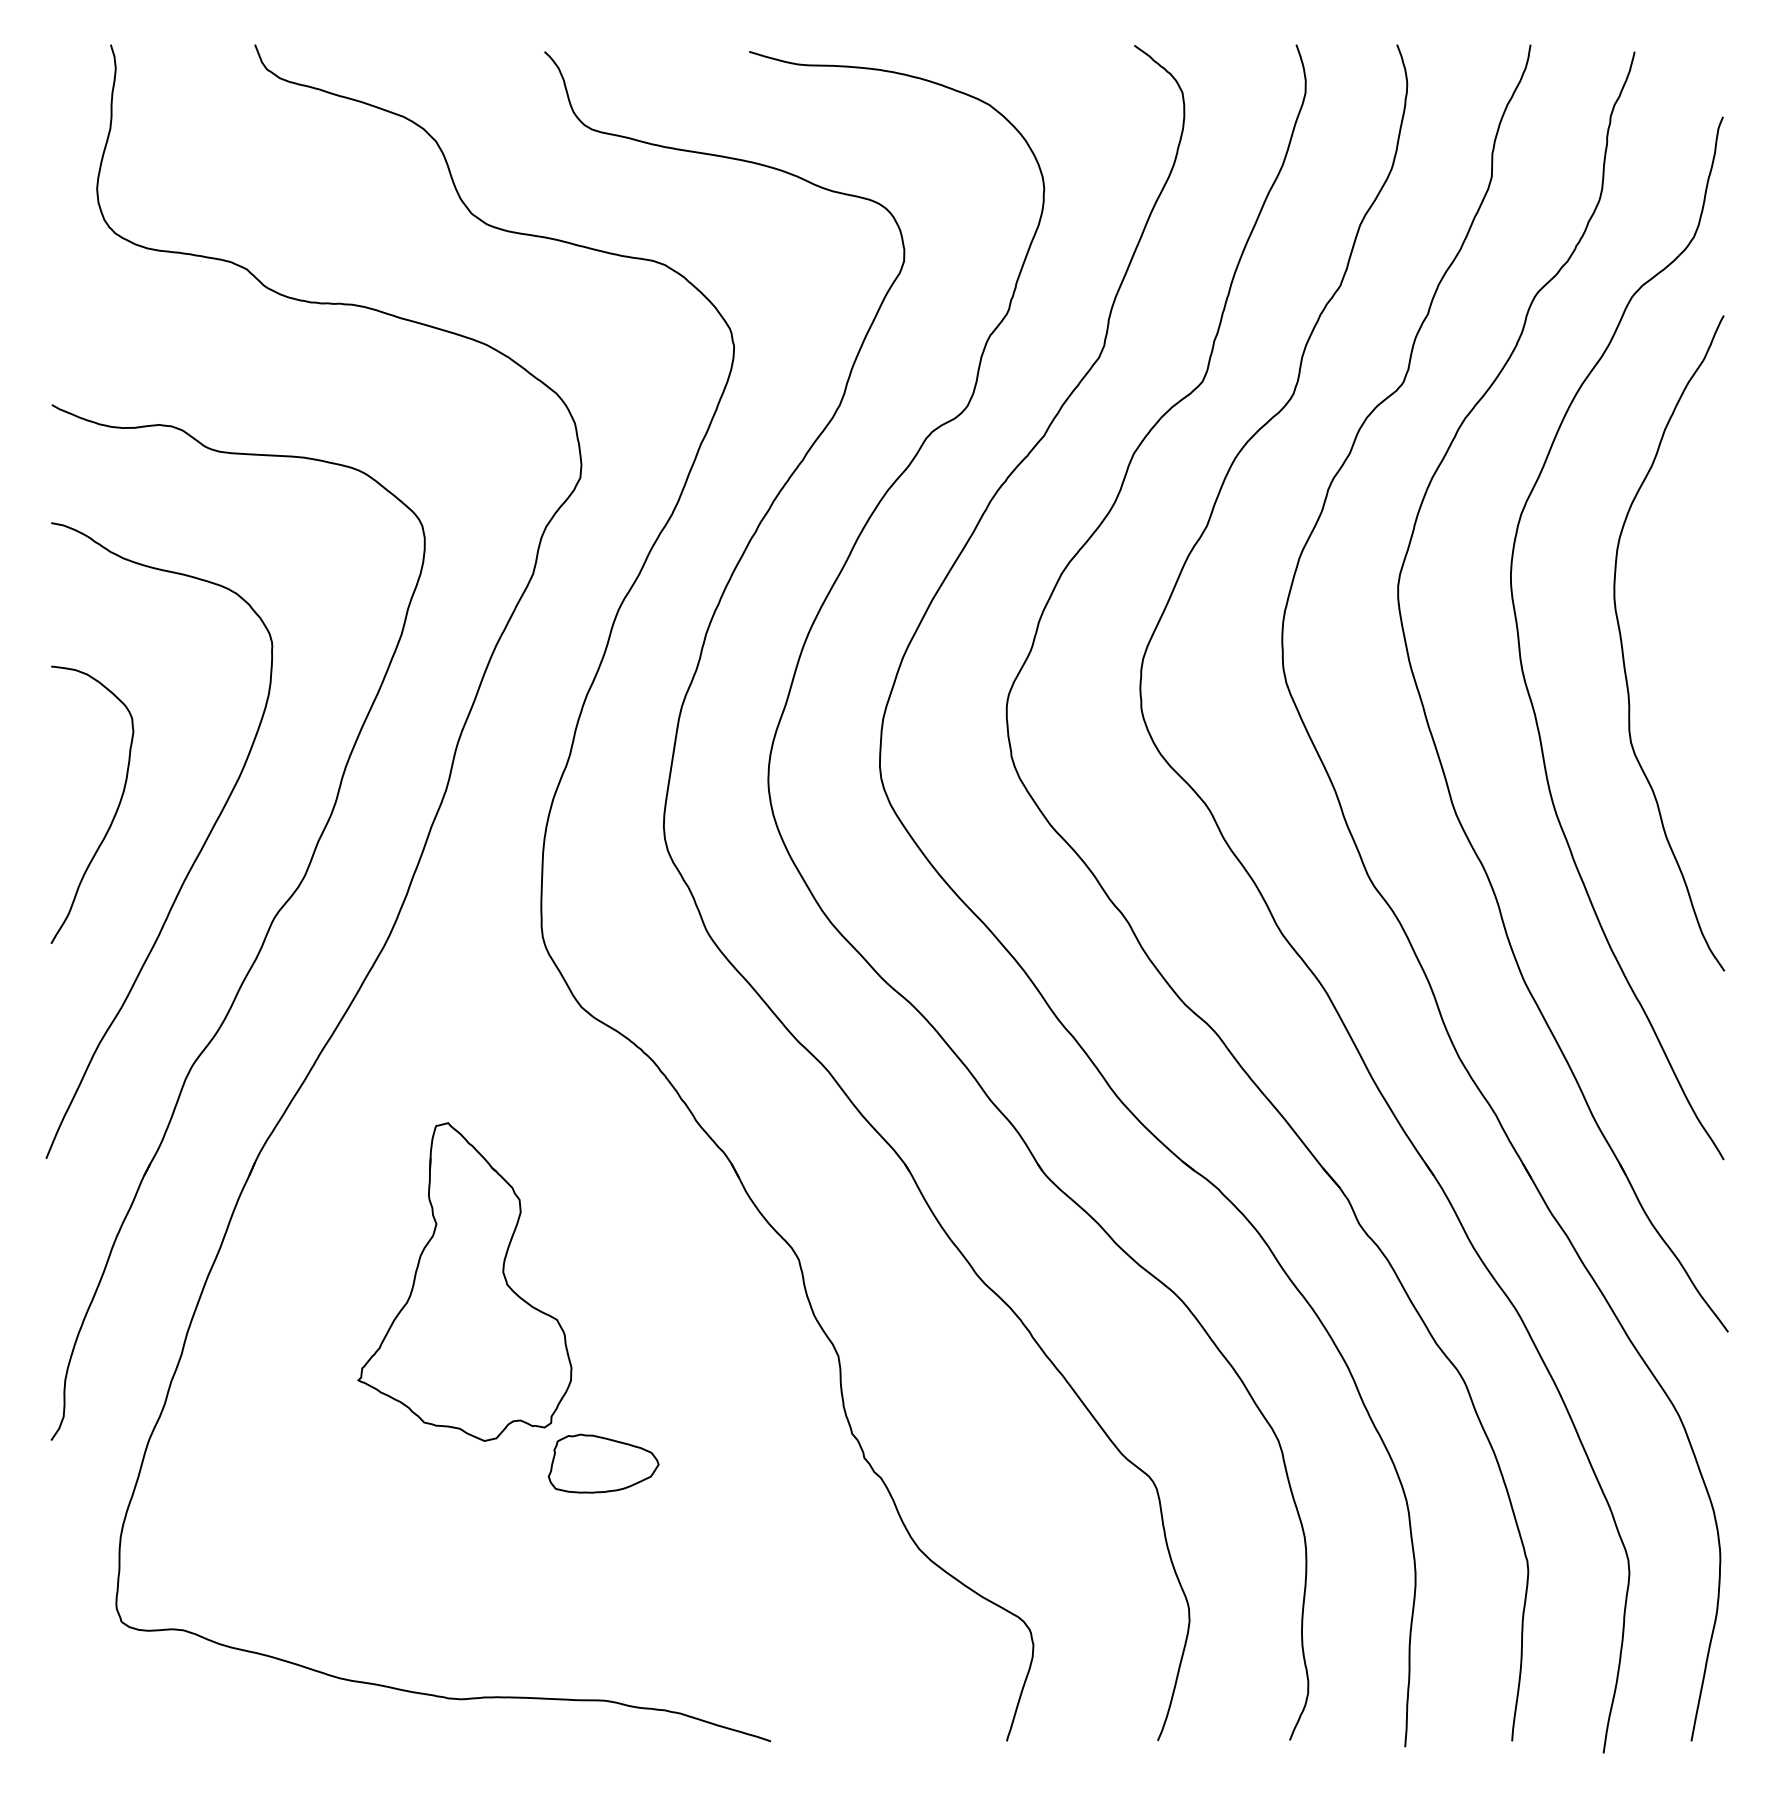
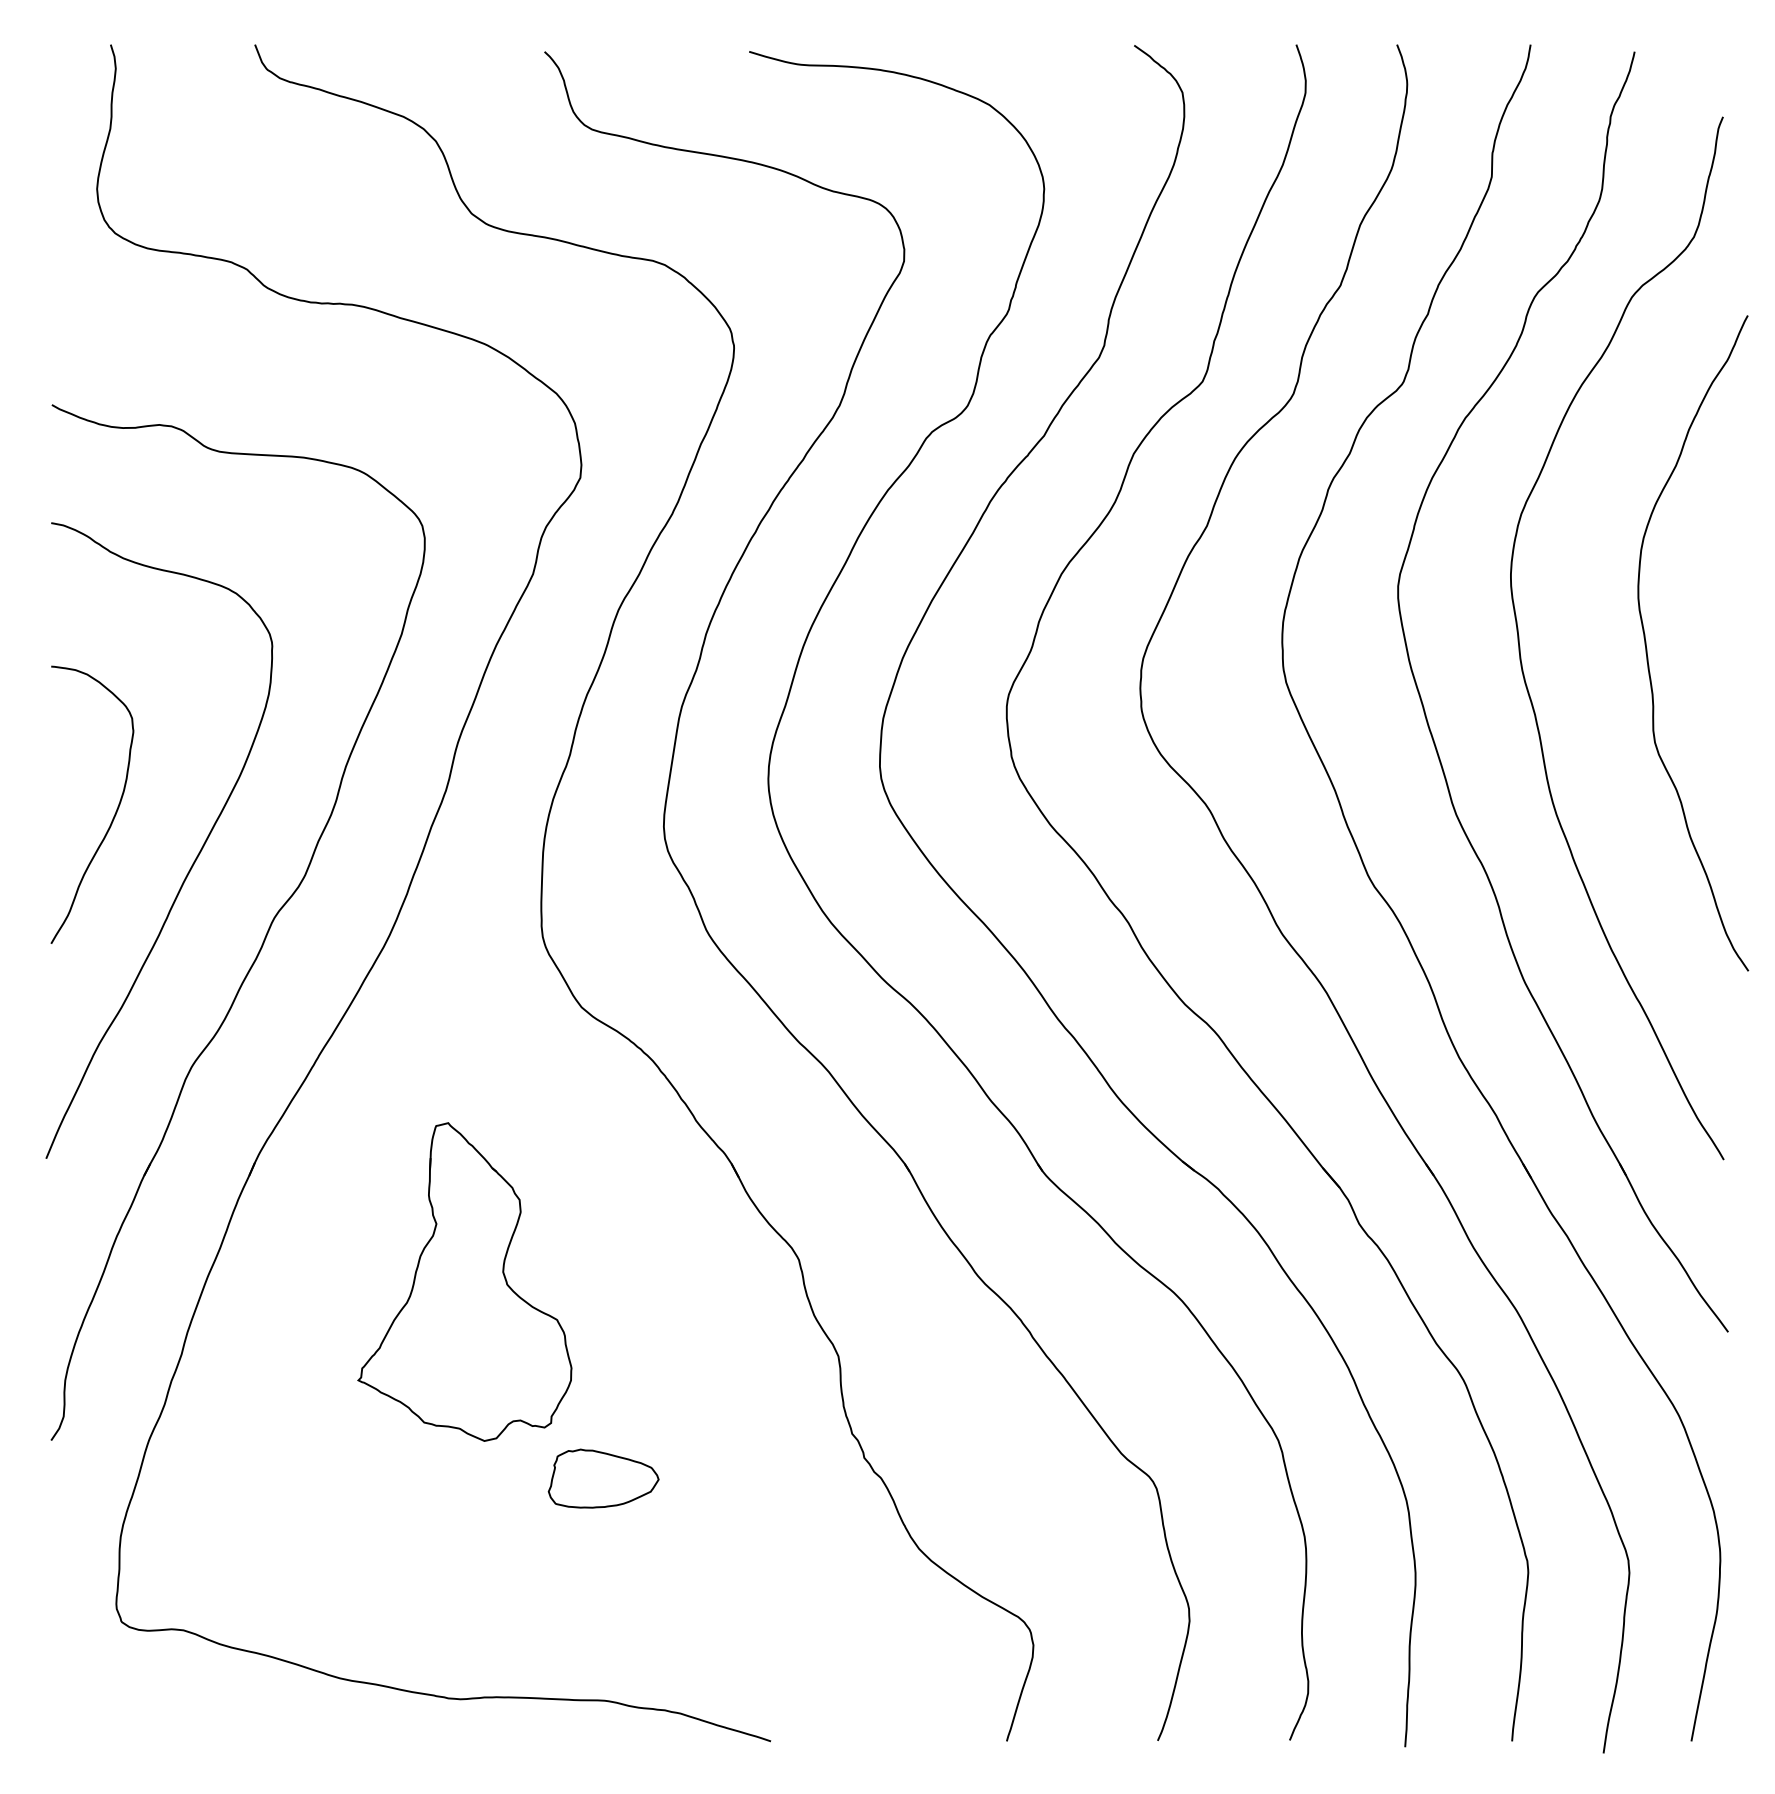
curve position: (1623, 648) -> (1647, 648) (1647, 648)
part position: (603, 1463) -> (603, 1478) (603, 1478)
